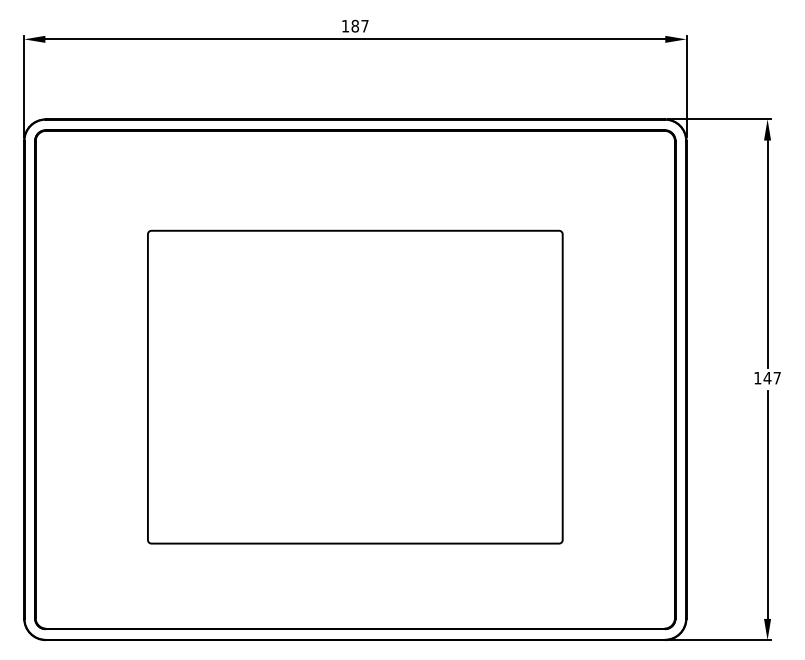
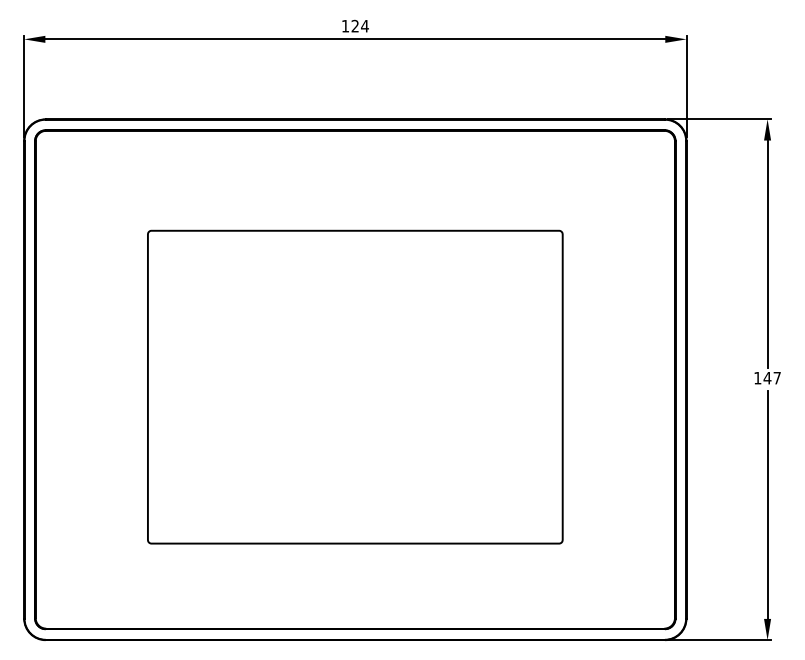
text: 187 -> 124 (359, 26)
